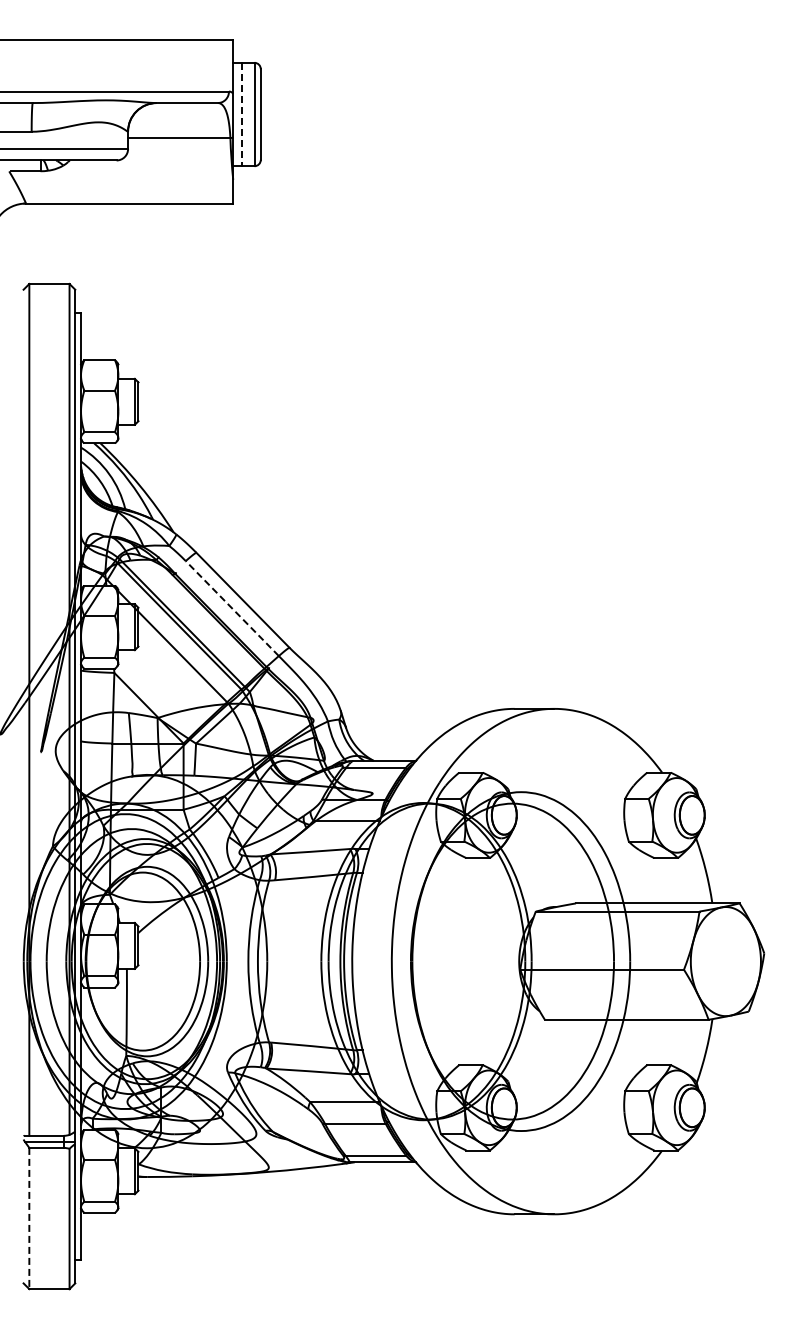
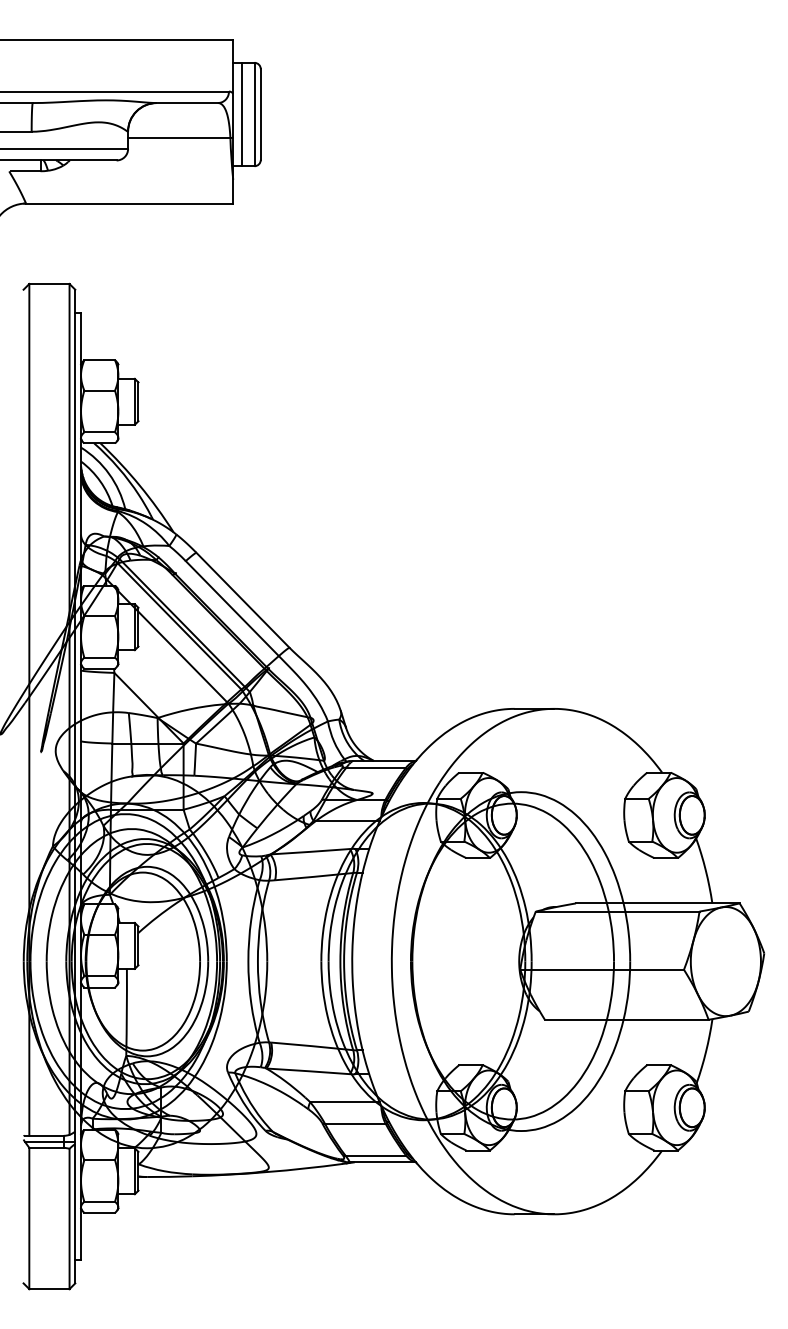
line: dashed -> solid (241, 114)
line: dashed -> solid (231, 608)
line: dashed -> solid (29, 1218)
